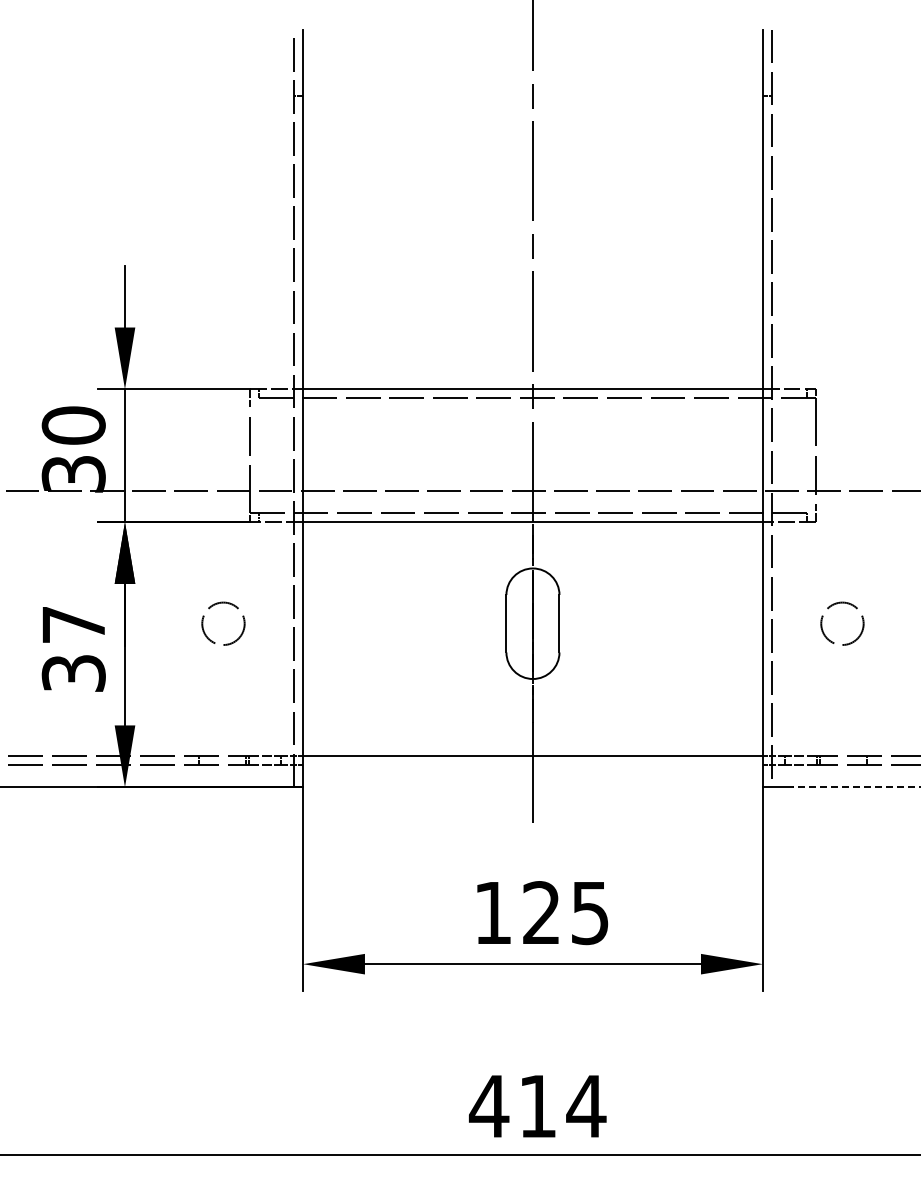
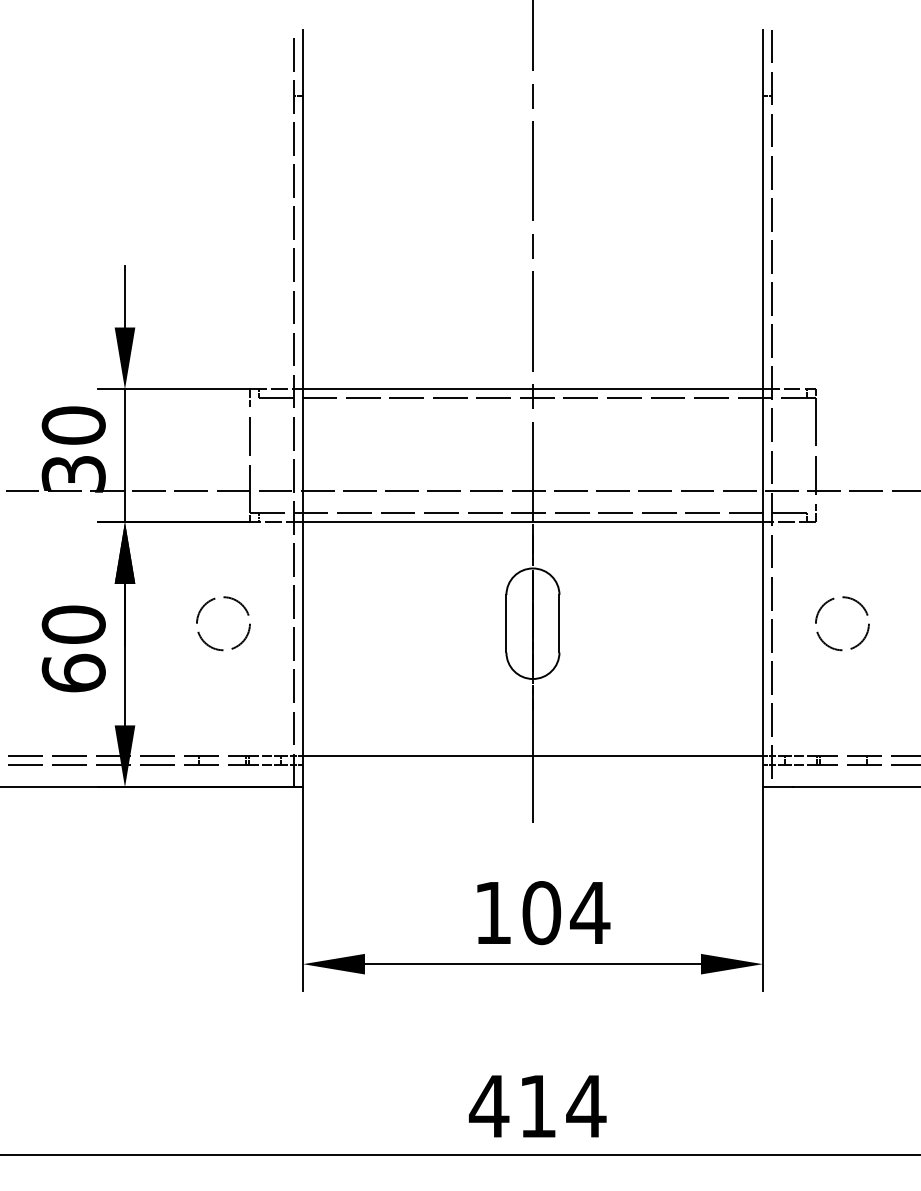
circle size: 45x45 px -> 55x56 px (223, 623)
circle size: 45x45 px -> 55x56 px (842, 623)
text: 37 -> 60 (73, 648)
line: dashed -> solid (856, 787)
text: 125 -> 104 (566, 913)
